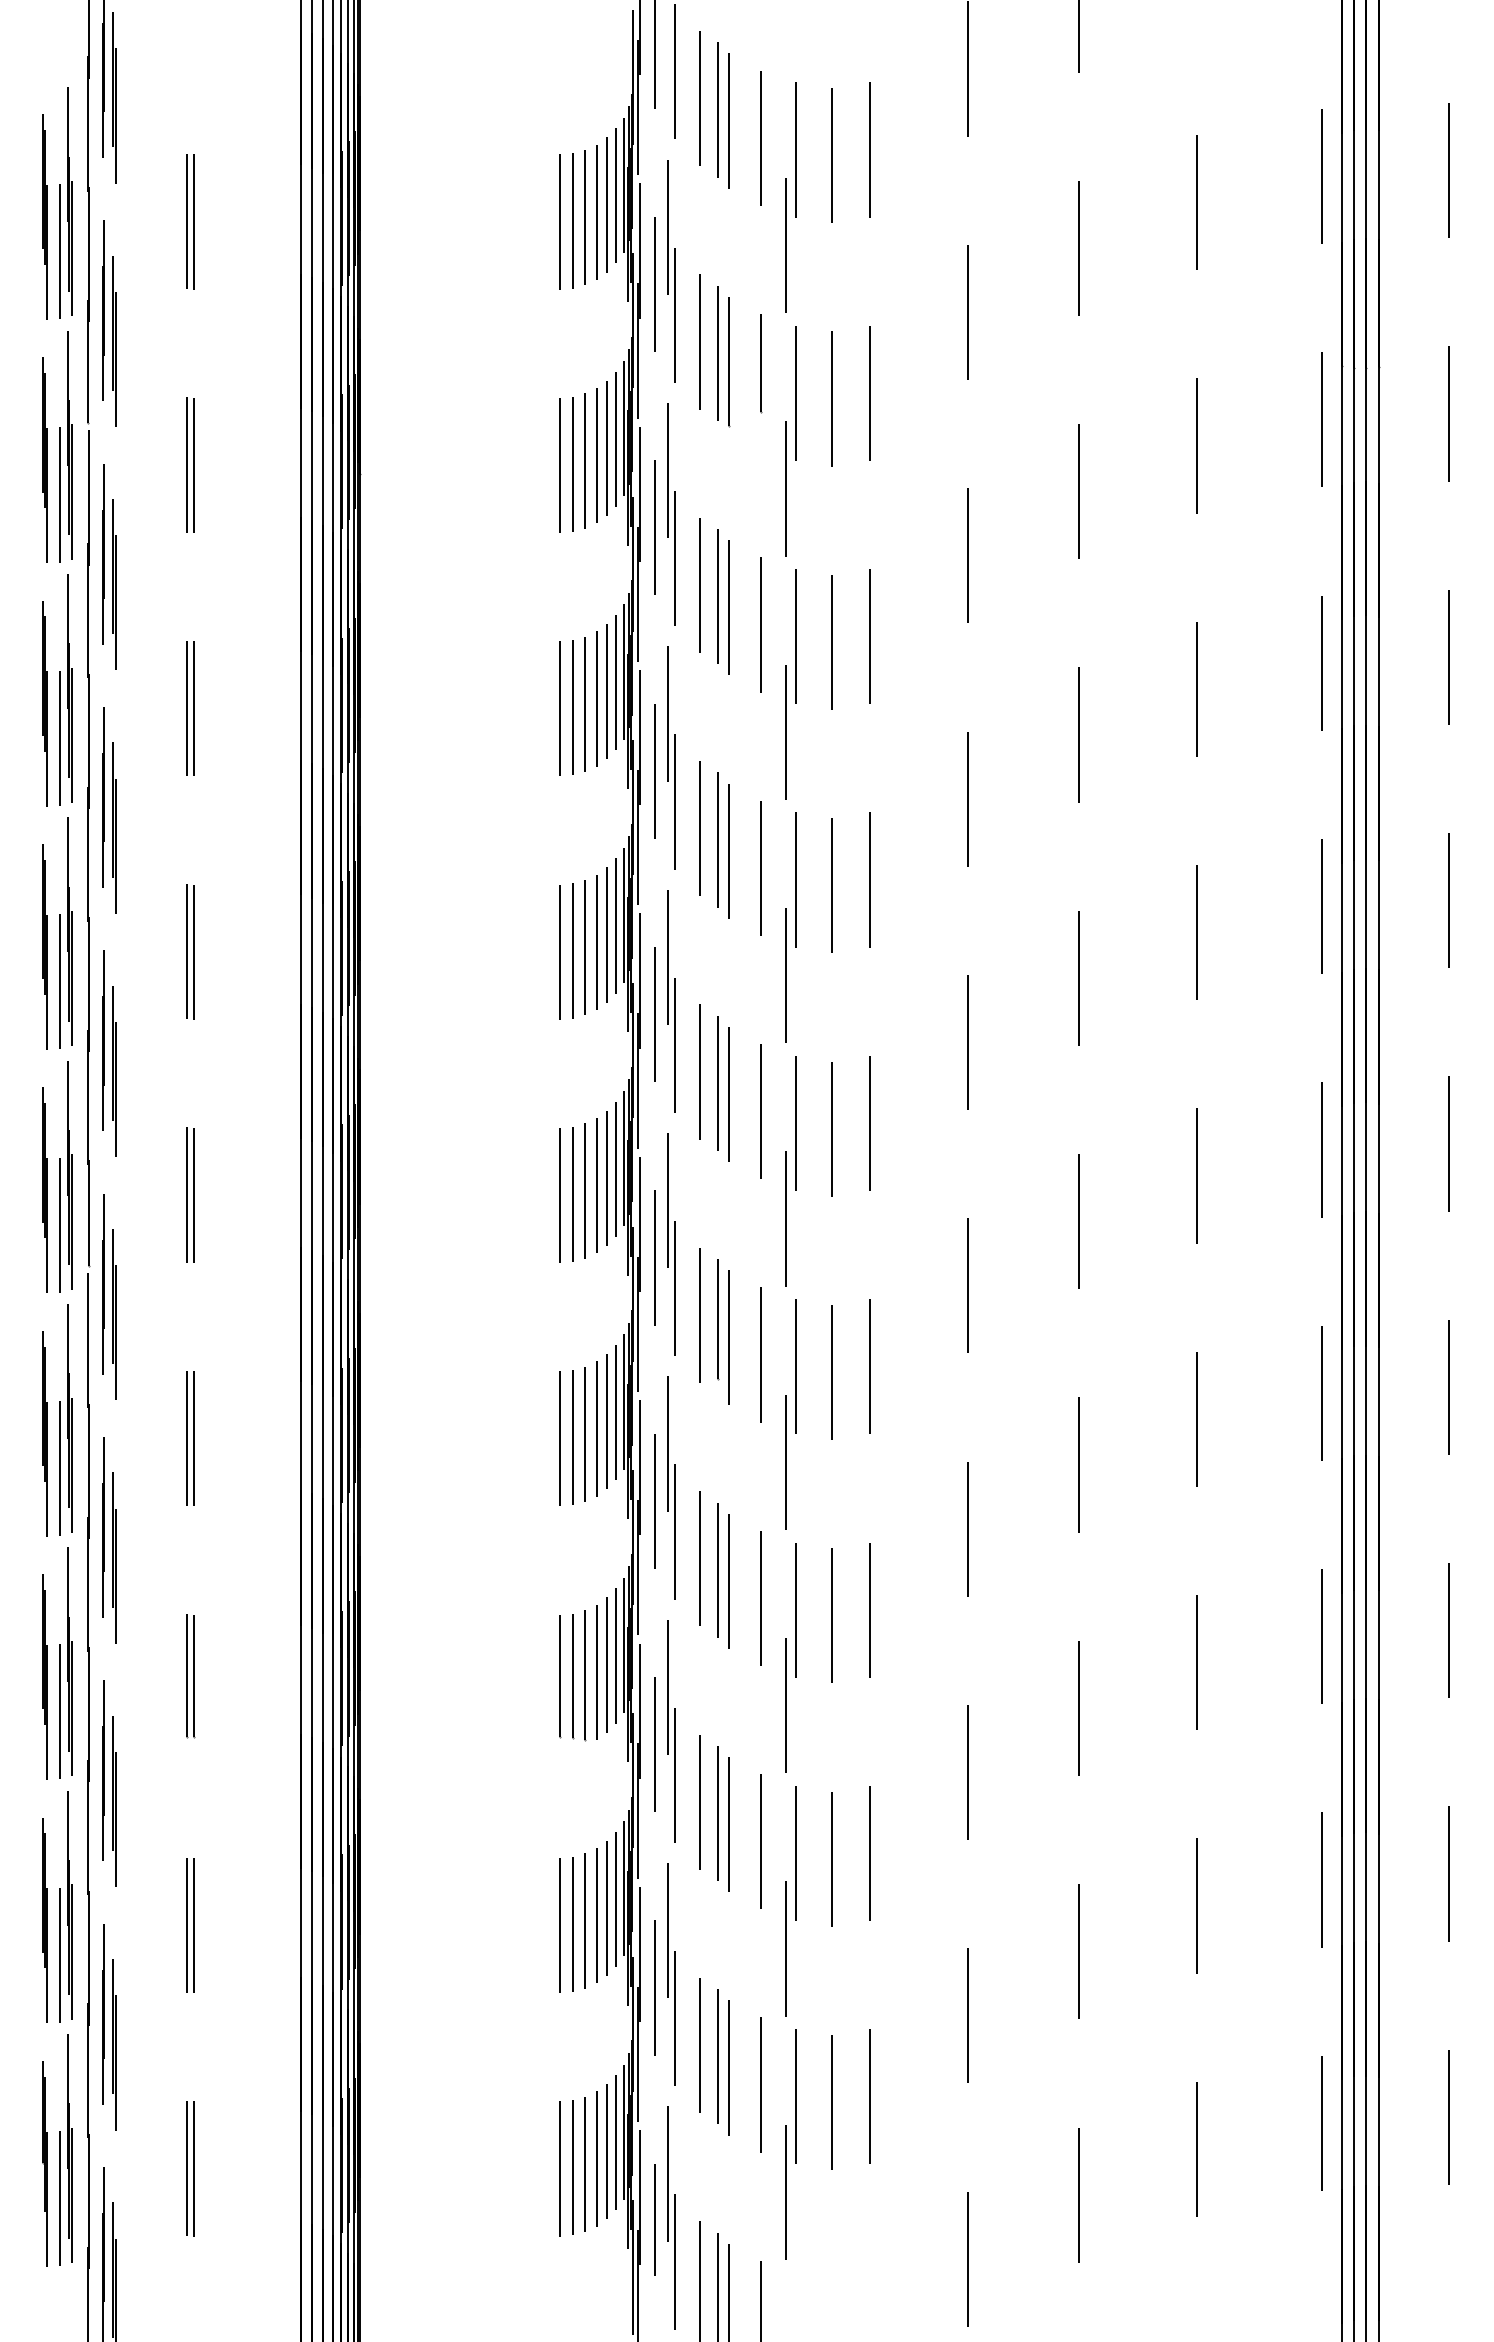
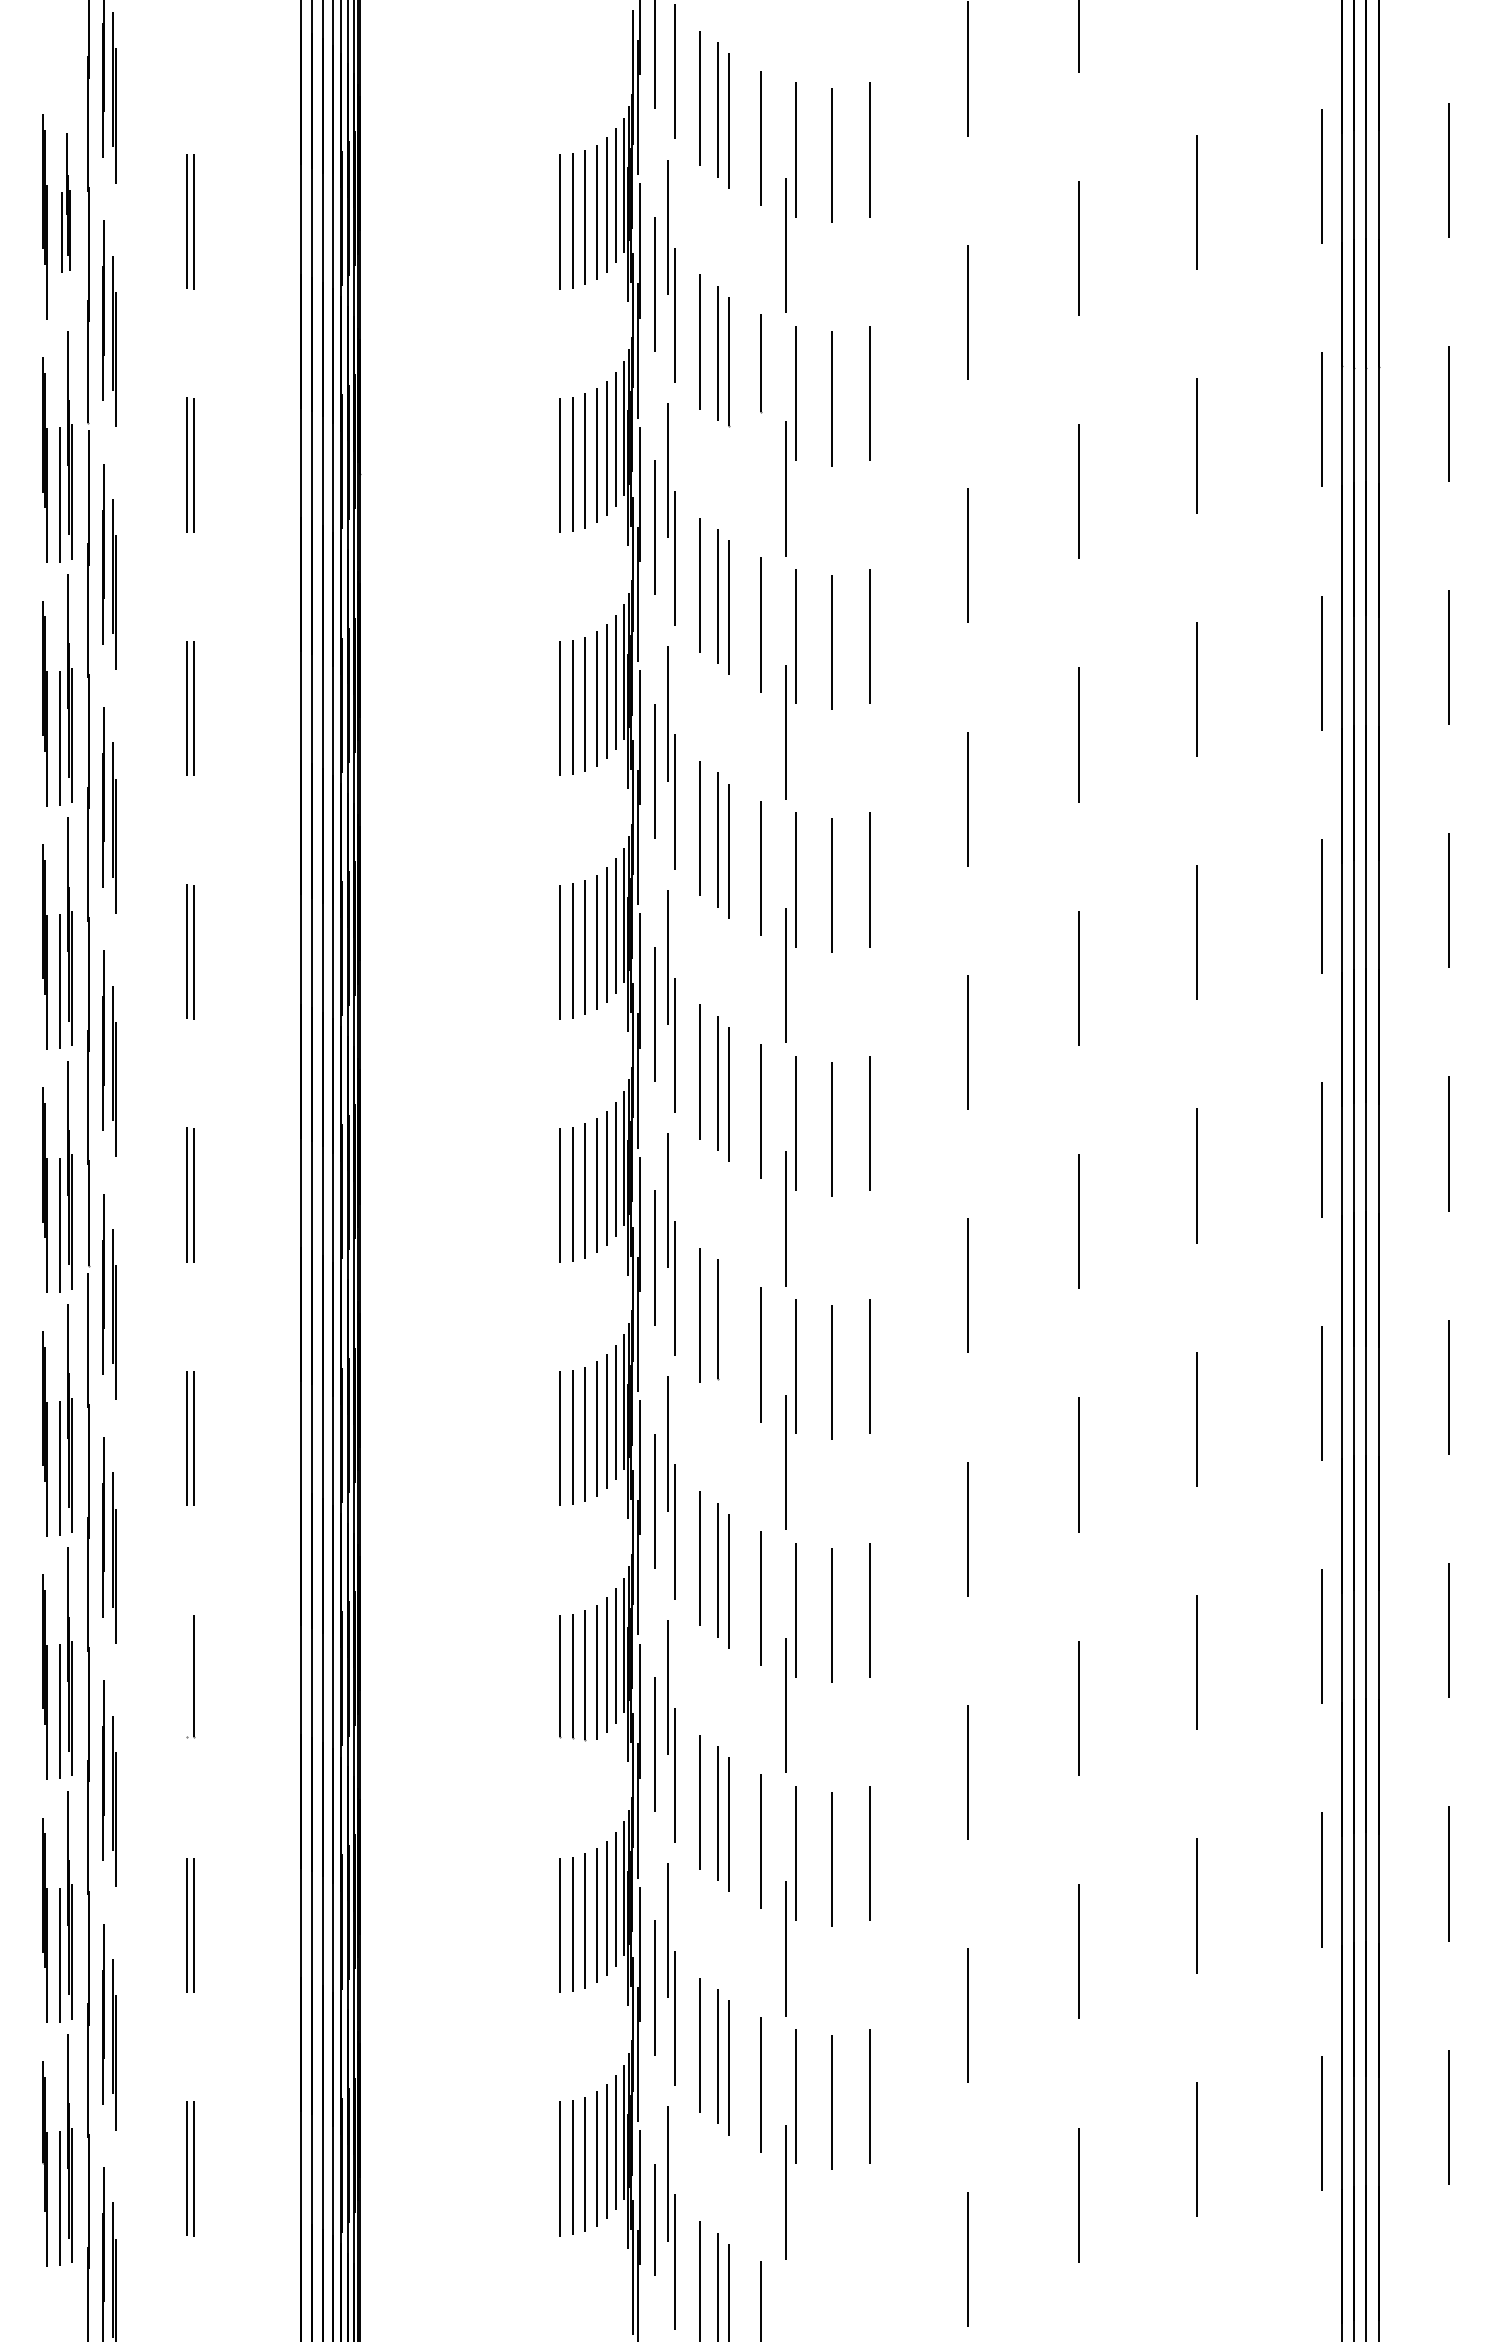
part size: 14x232 px -> 10x140 px (65, 202)
line: present -> none (728, 1337)
line: present -> none (186, 1675)
